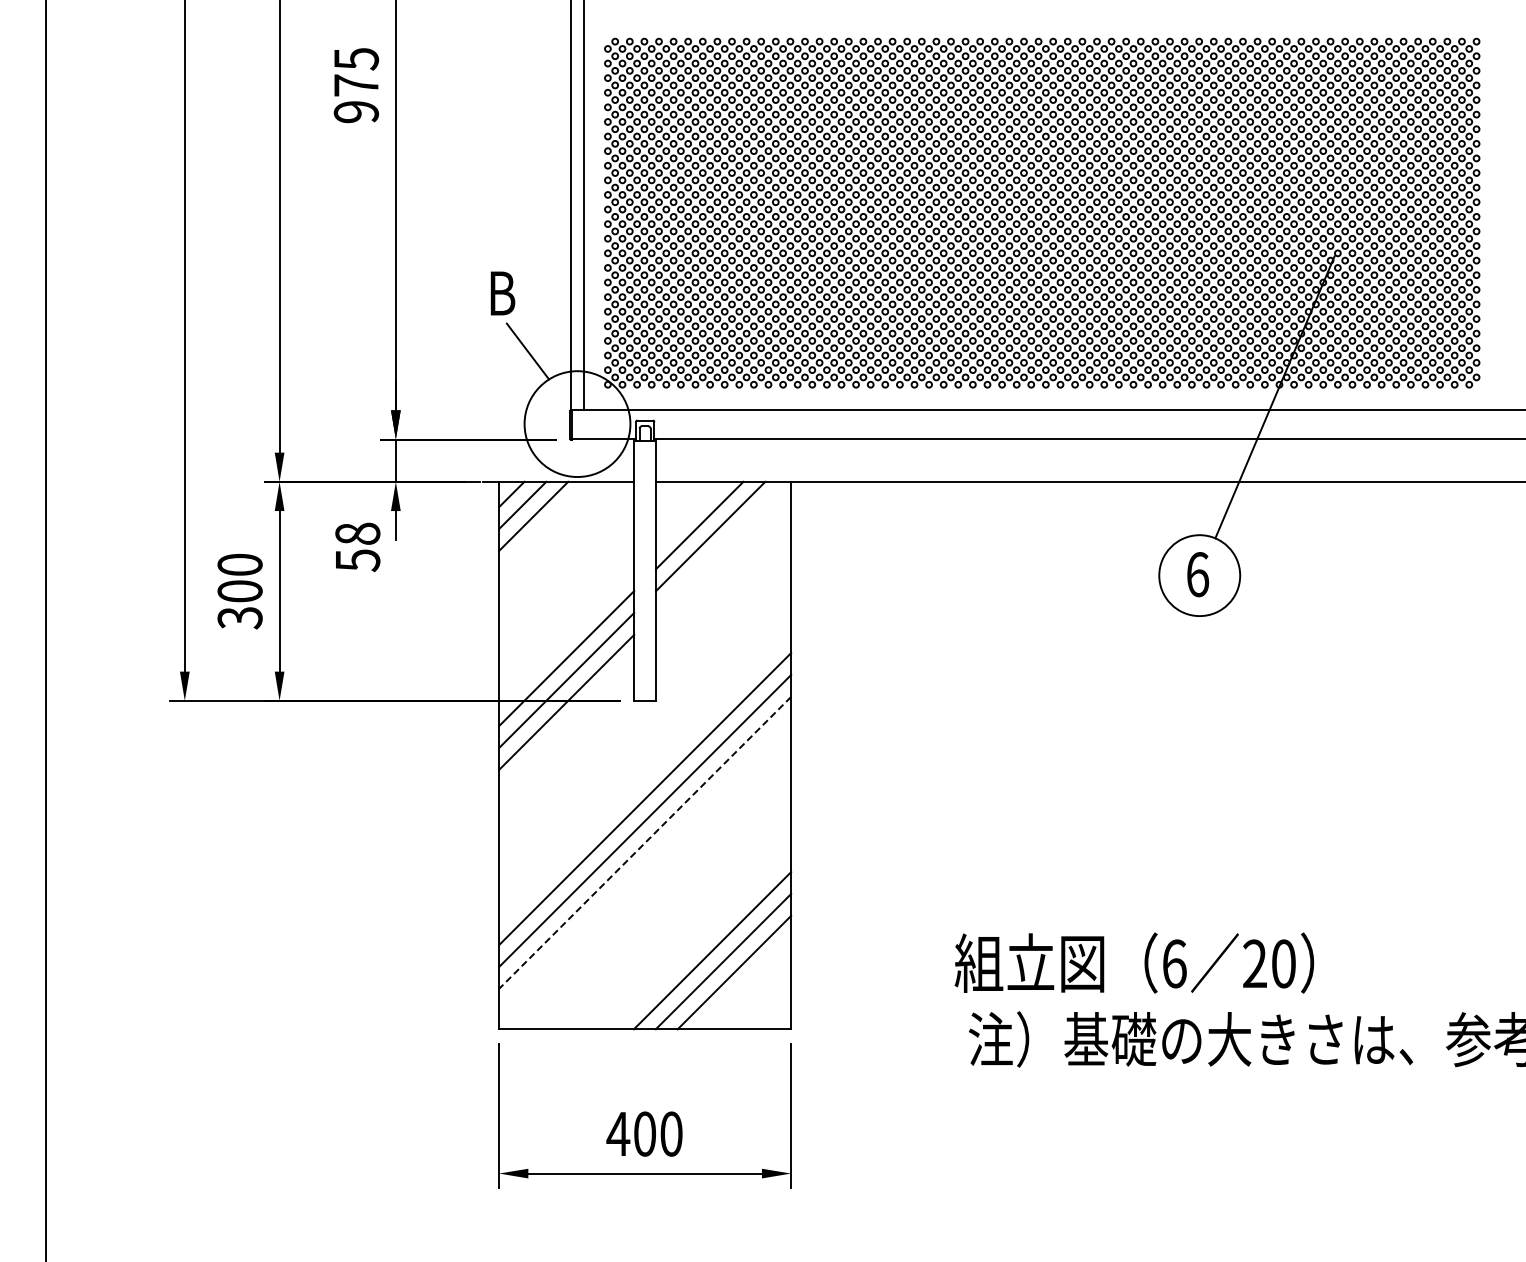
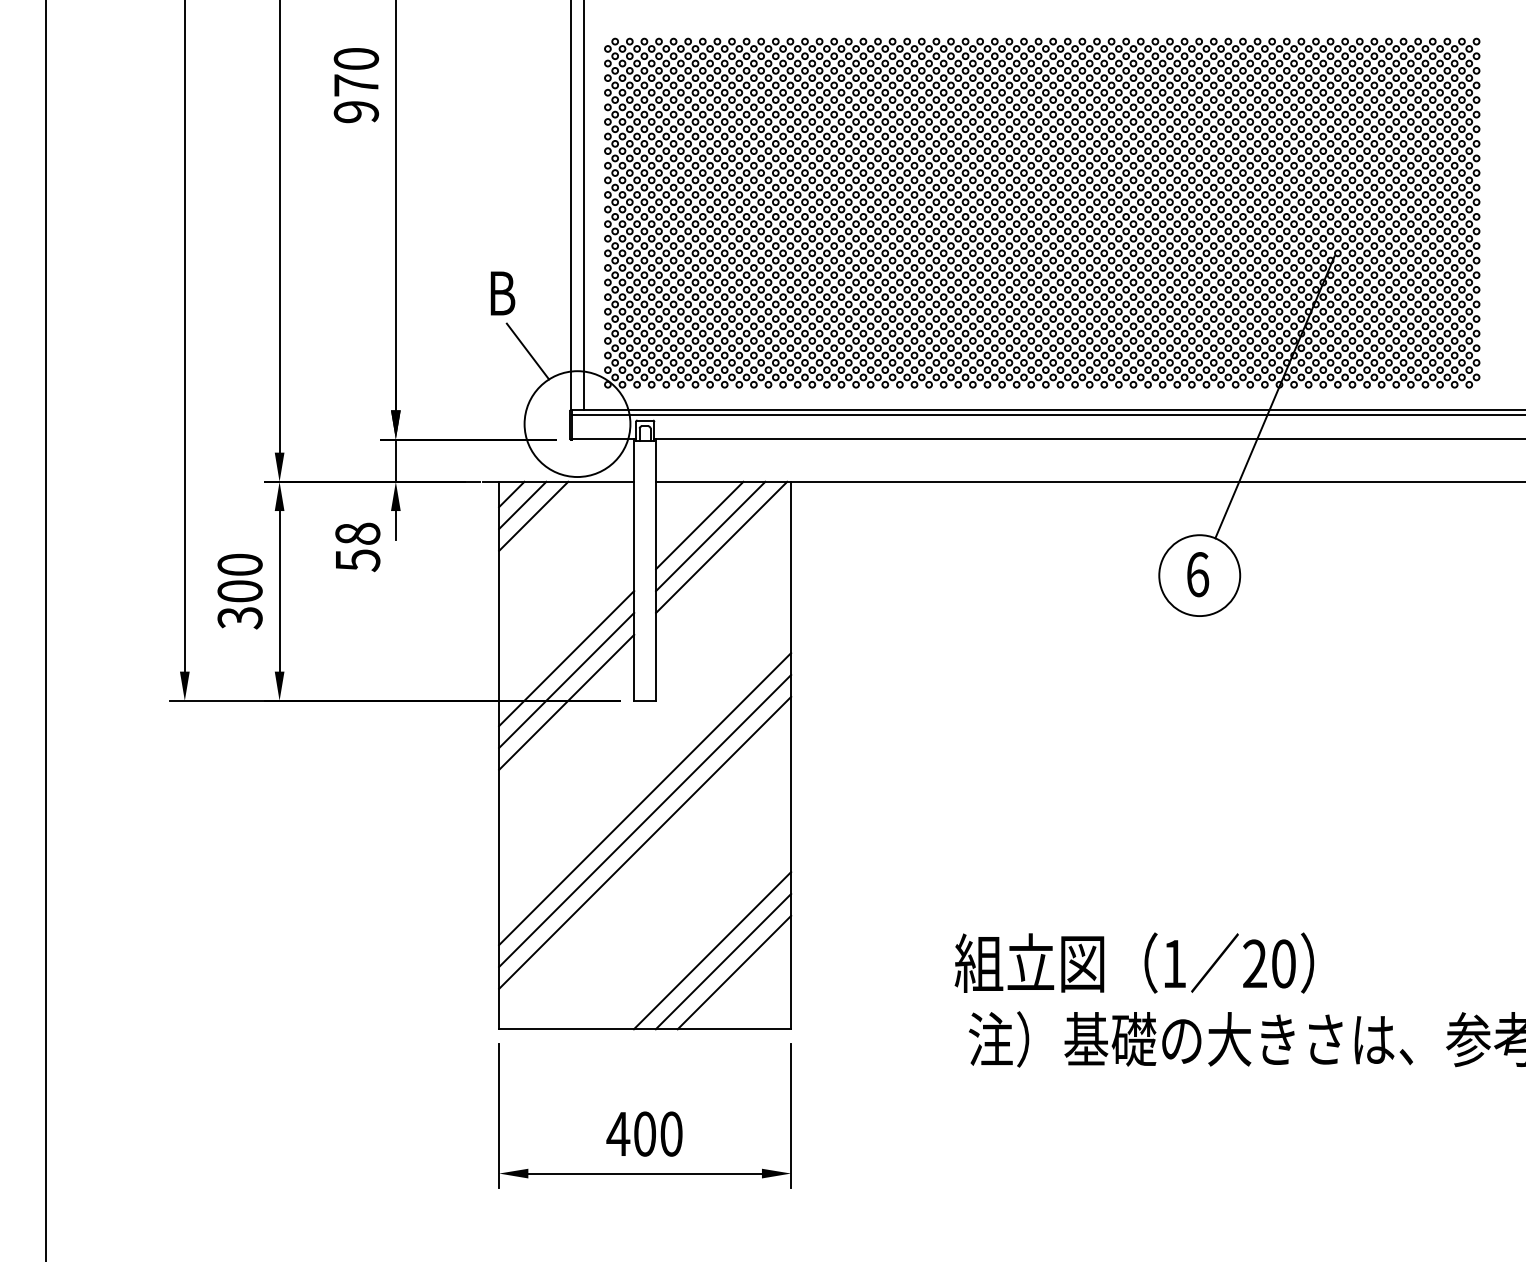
text: 975 -> 970 (355, 59)
line: none -> present (1047, 415)
line: none -> present (721, 546)
line: dashed -> solid (644, 843)
text: 6 -> 1 (1174, 963)
